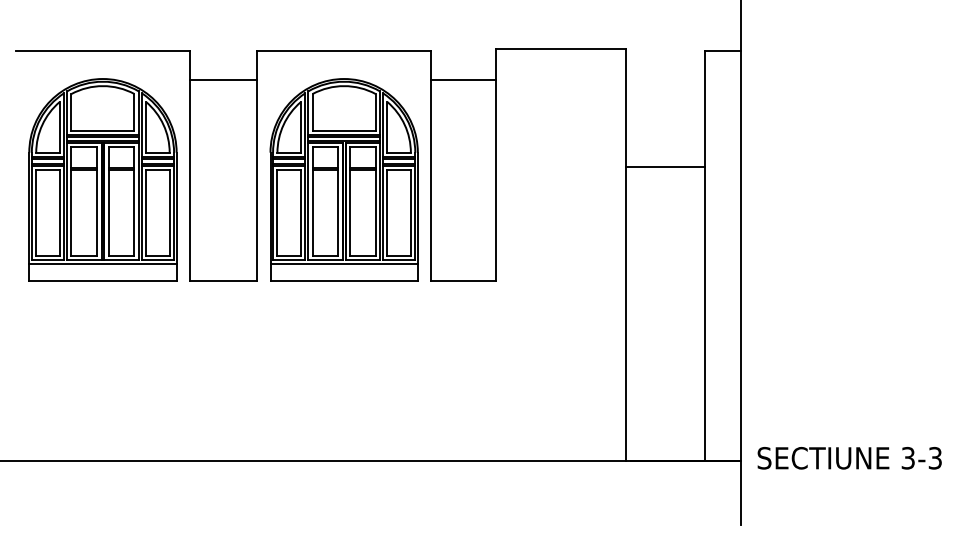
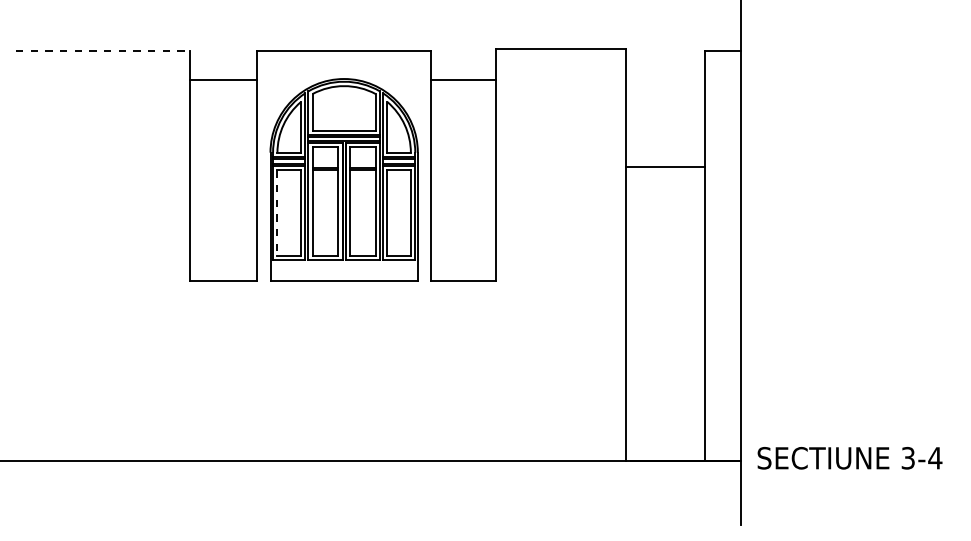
line: solid -> dashed (102, 51)
part: present -> none (102, 179)
line: solid -> dashed (277, 213)
line: present -> none (343, 264)
text: 3-3 -> 3-4 (935, 457)
